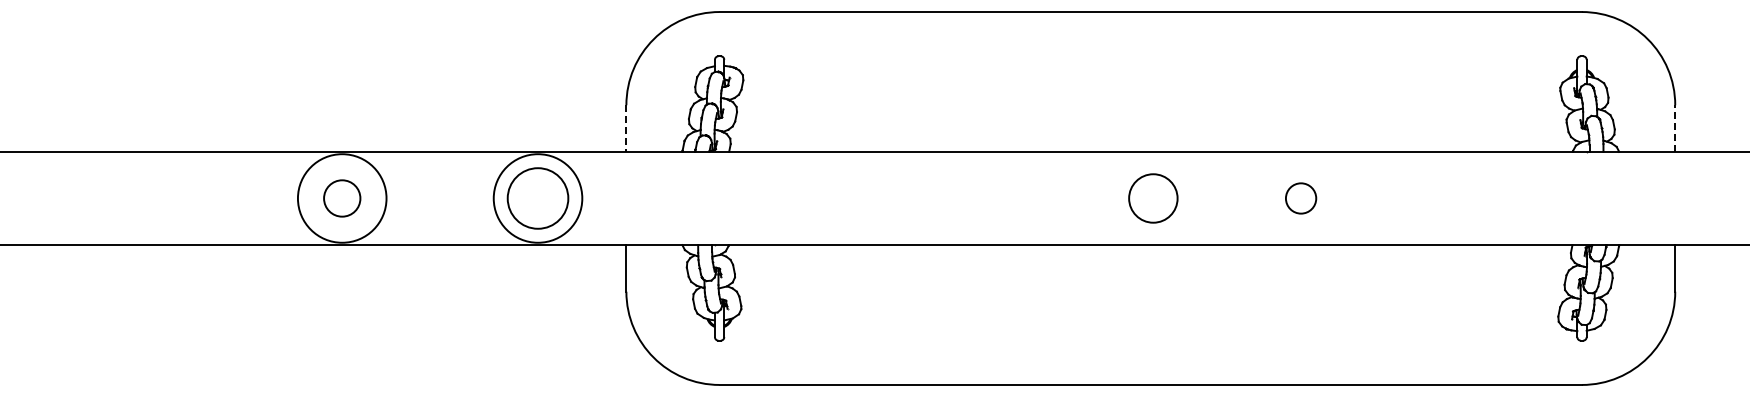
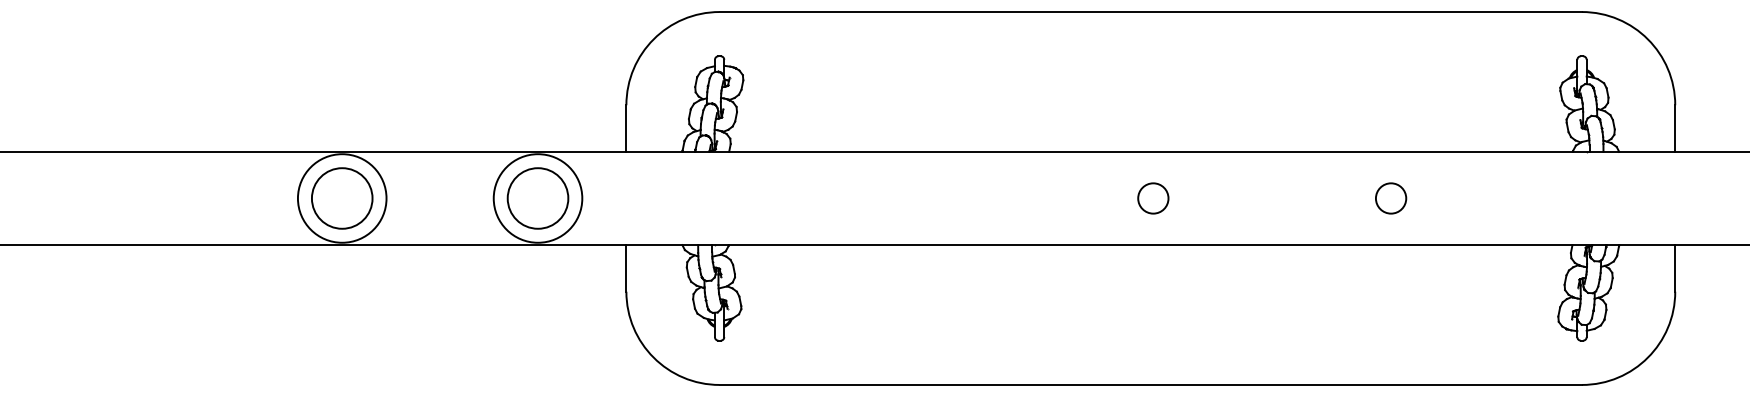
line: dashed -> solid (1675, 128)
line: dashed -> solid (626, 129)
circle diameter: 36 px -> 61 px (341, 198)
circle diameter: 48 px -> 30 px (1153, 198)
circle position: (1301, 198) -> (1391, 198) (1391, 198)
